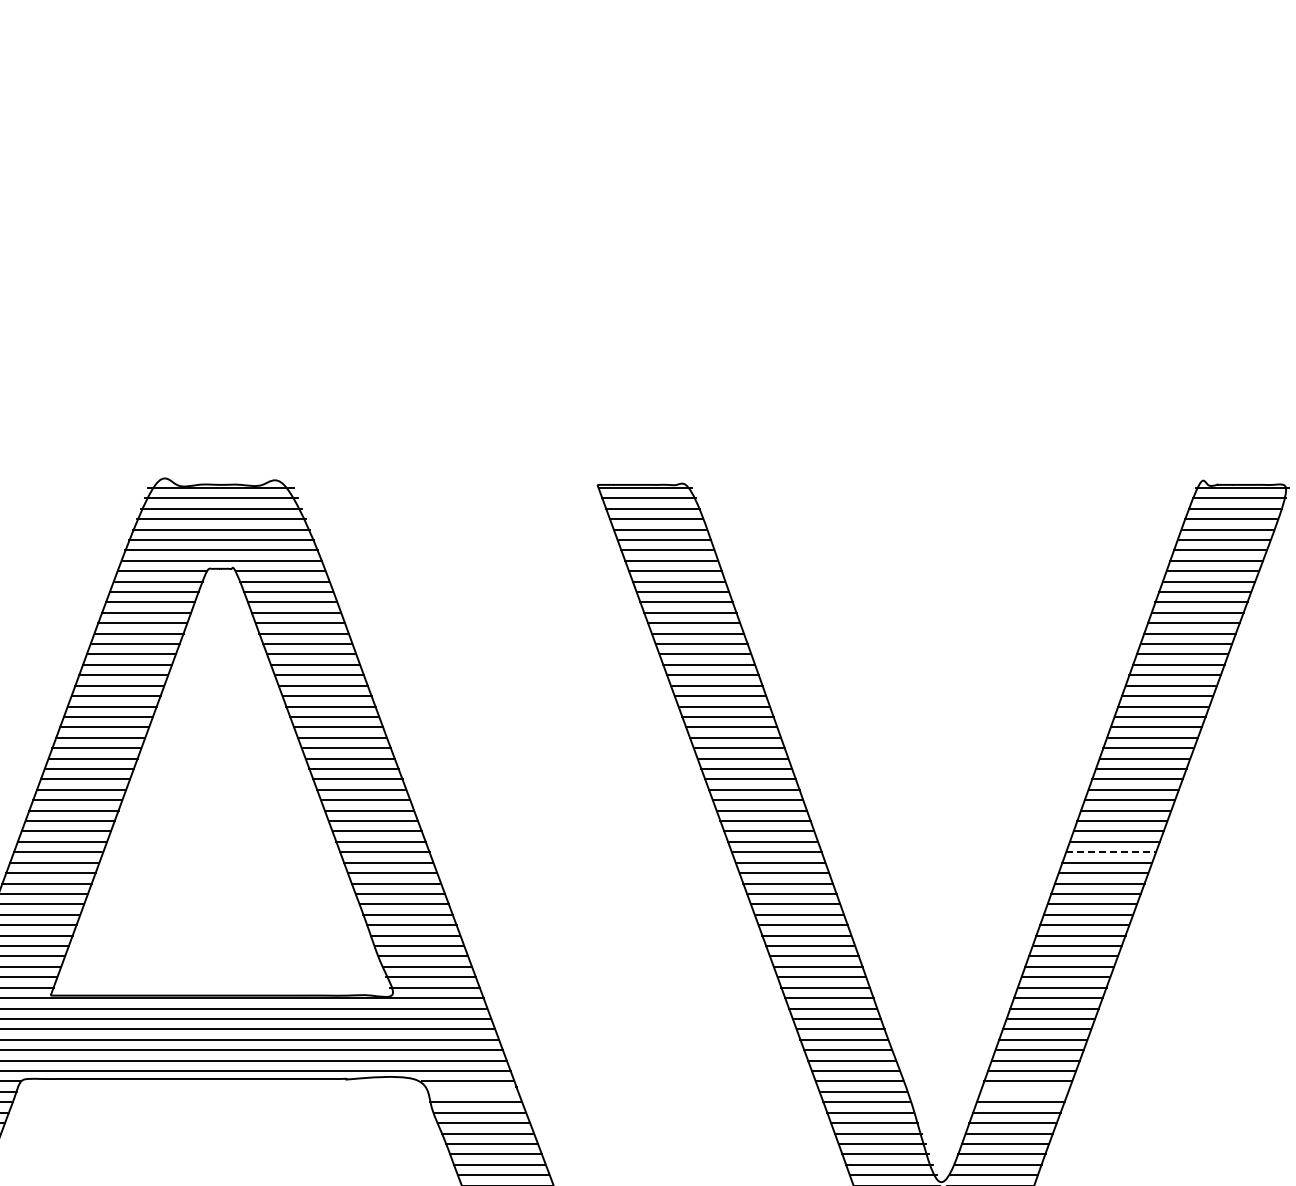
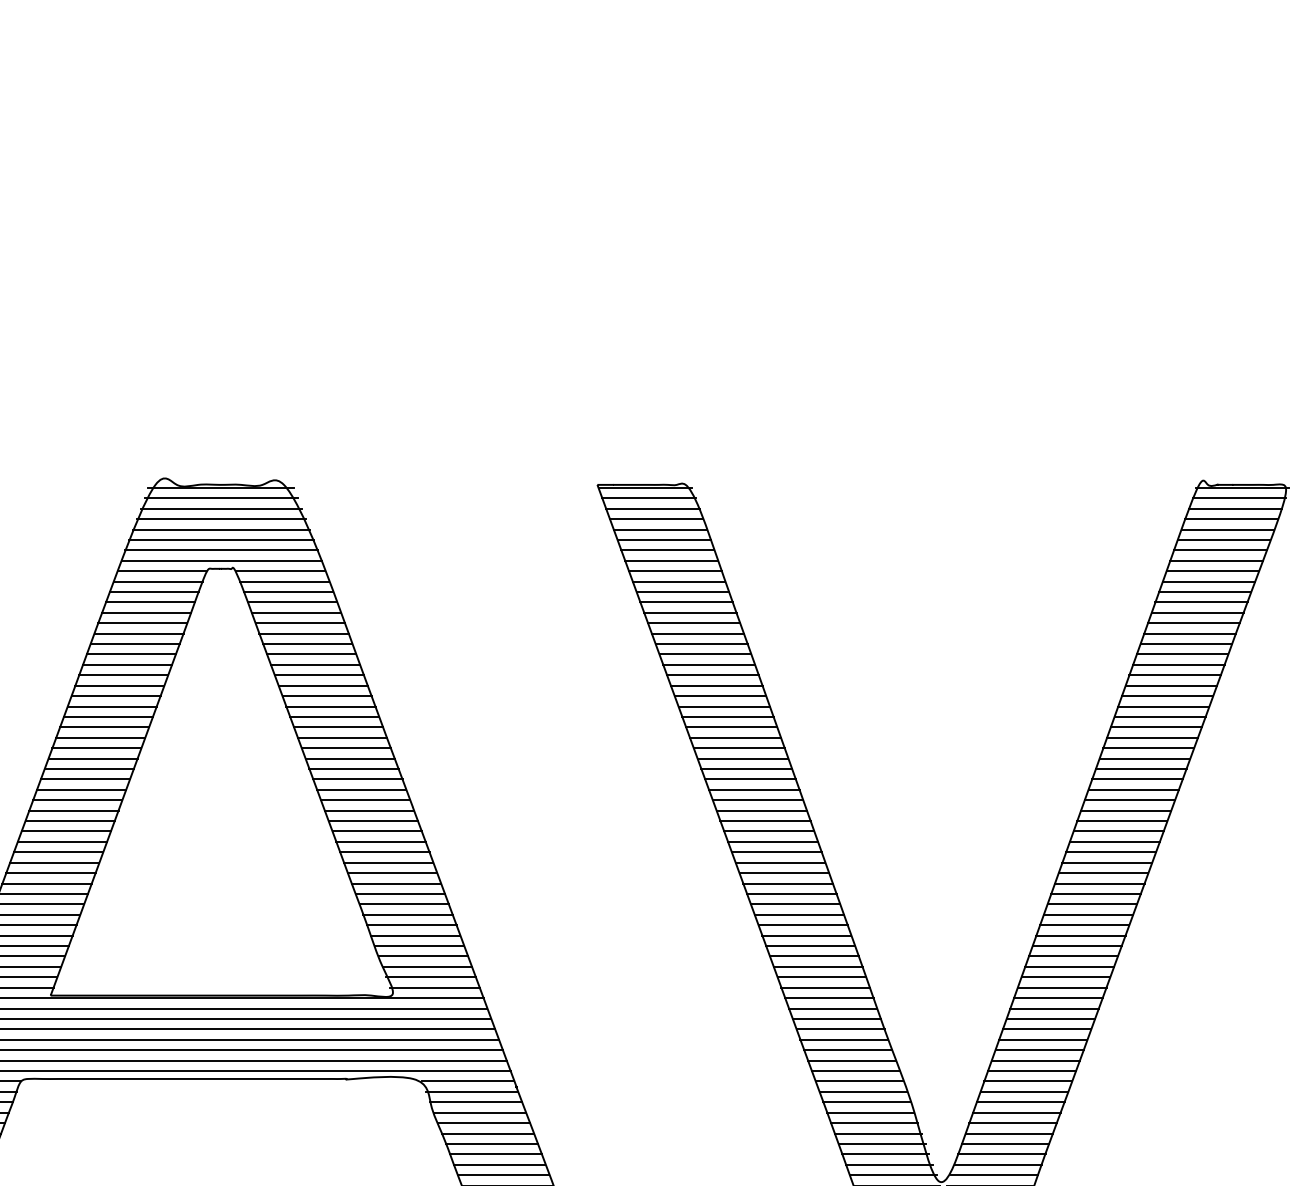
line: dashed -> solid (1111, 852)
line: none -> present (472, 1091)
line: none -> present (1024, 1091)
